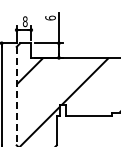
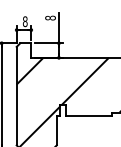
text: 6 -> 8 (50, 17)
line: dashed -> solid (16, 96)
